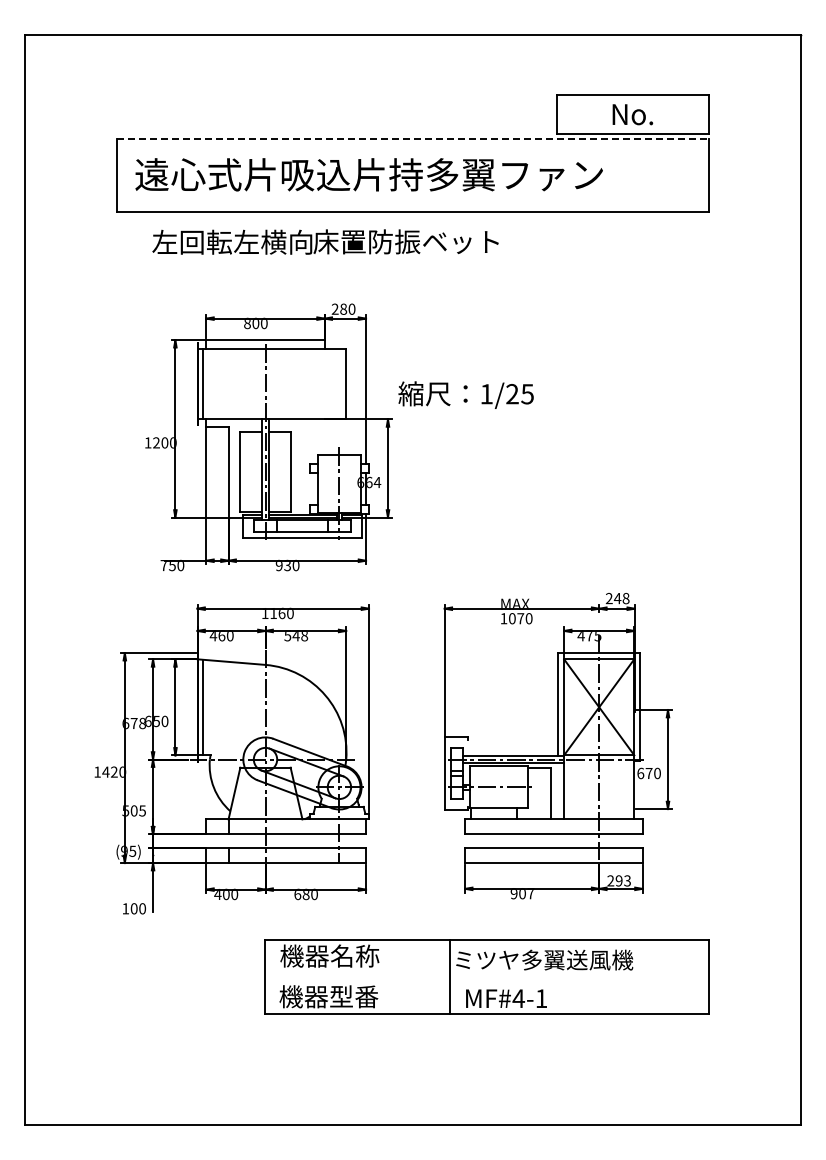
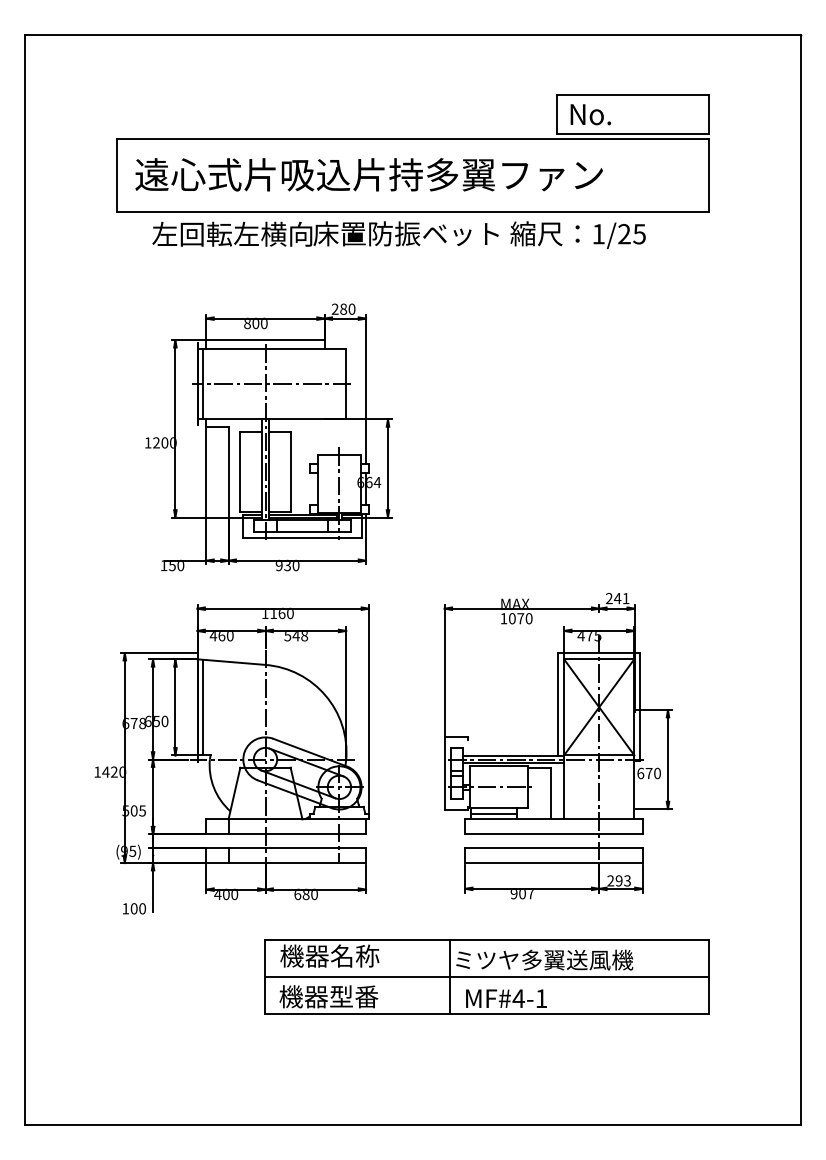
text position: (632, 114) -> (590, 114) (590, 114)
line: dashed -> solid (413, 138)
text position: (325, 241) -> (325, 233) (325, 233)
line: none -> present (271, 383)
text position: (465, 394) -> (577, 234) (577, 234)
text: 750 -> 150 (163, 565)
text: 248 -> 241 (625, 598)
line: none -> present (493, 813)
line: none -> present (486, 977)
